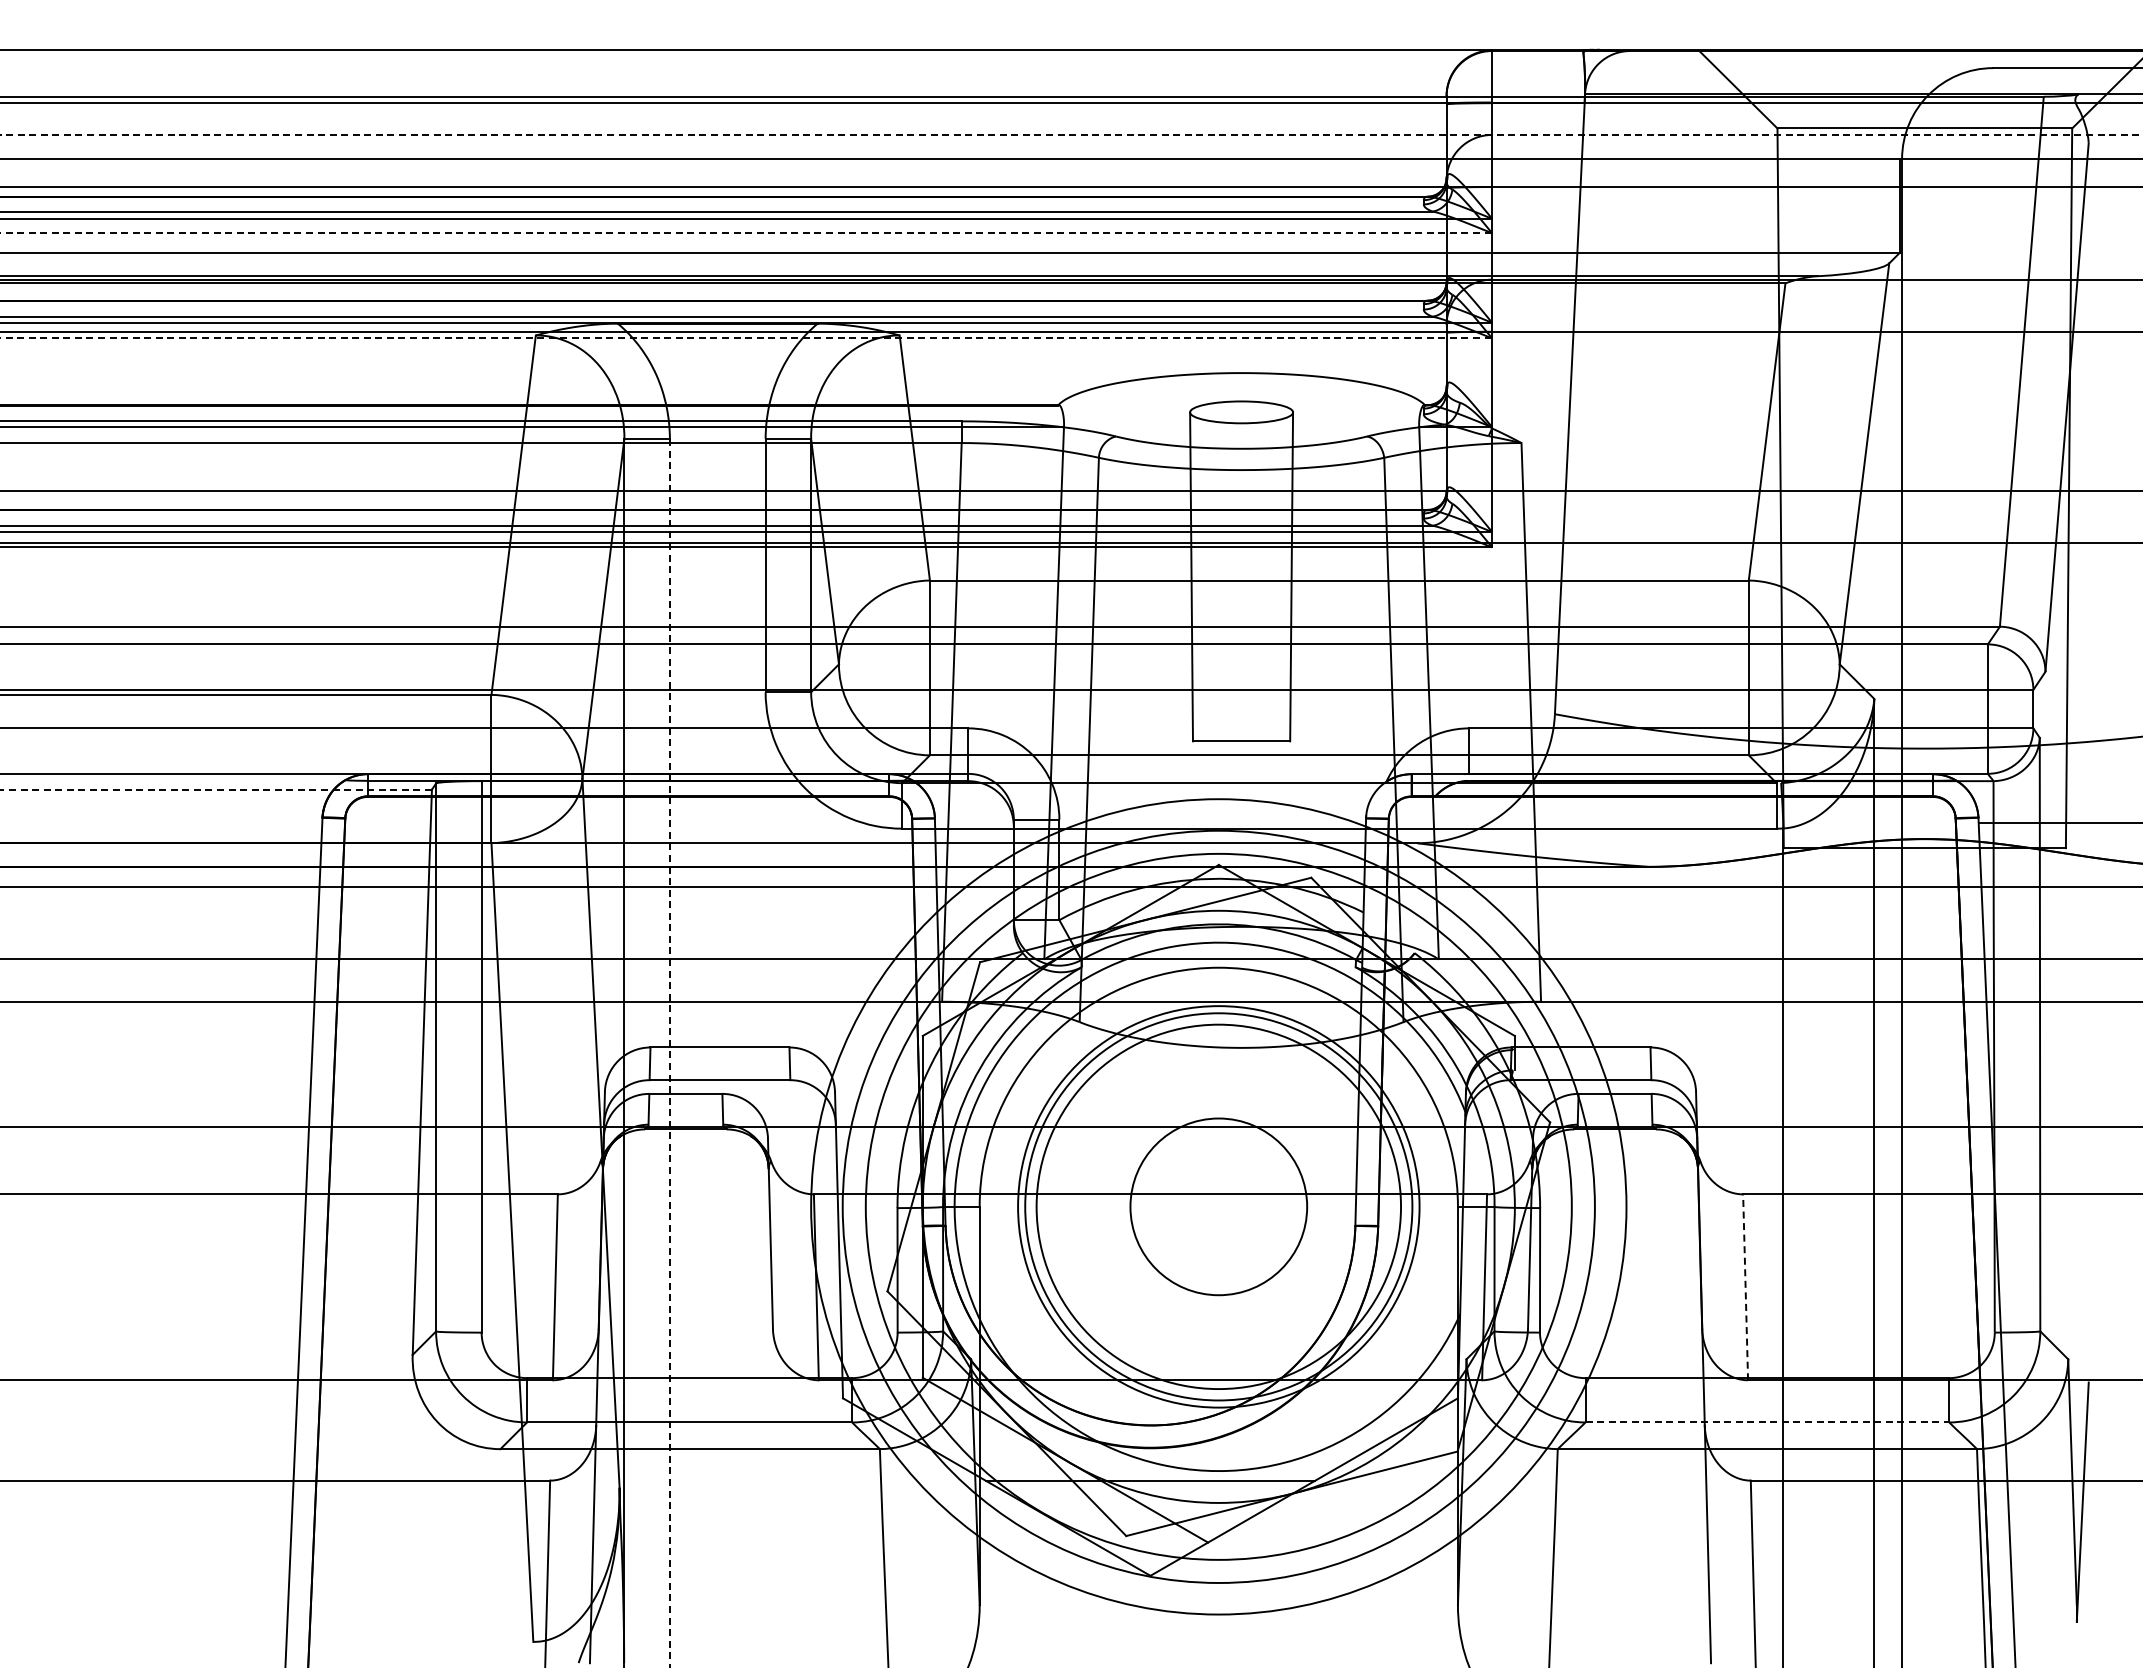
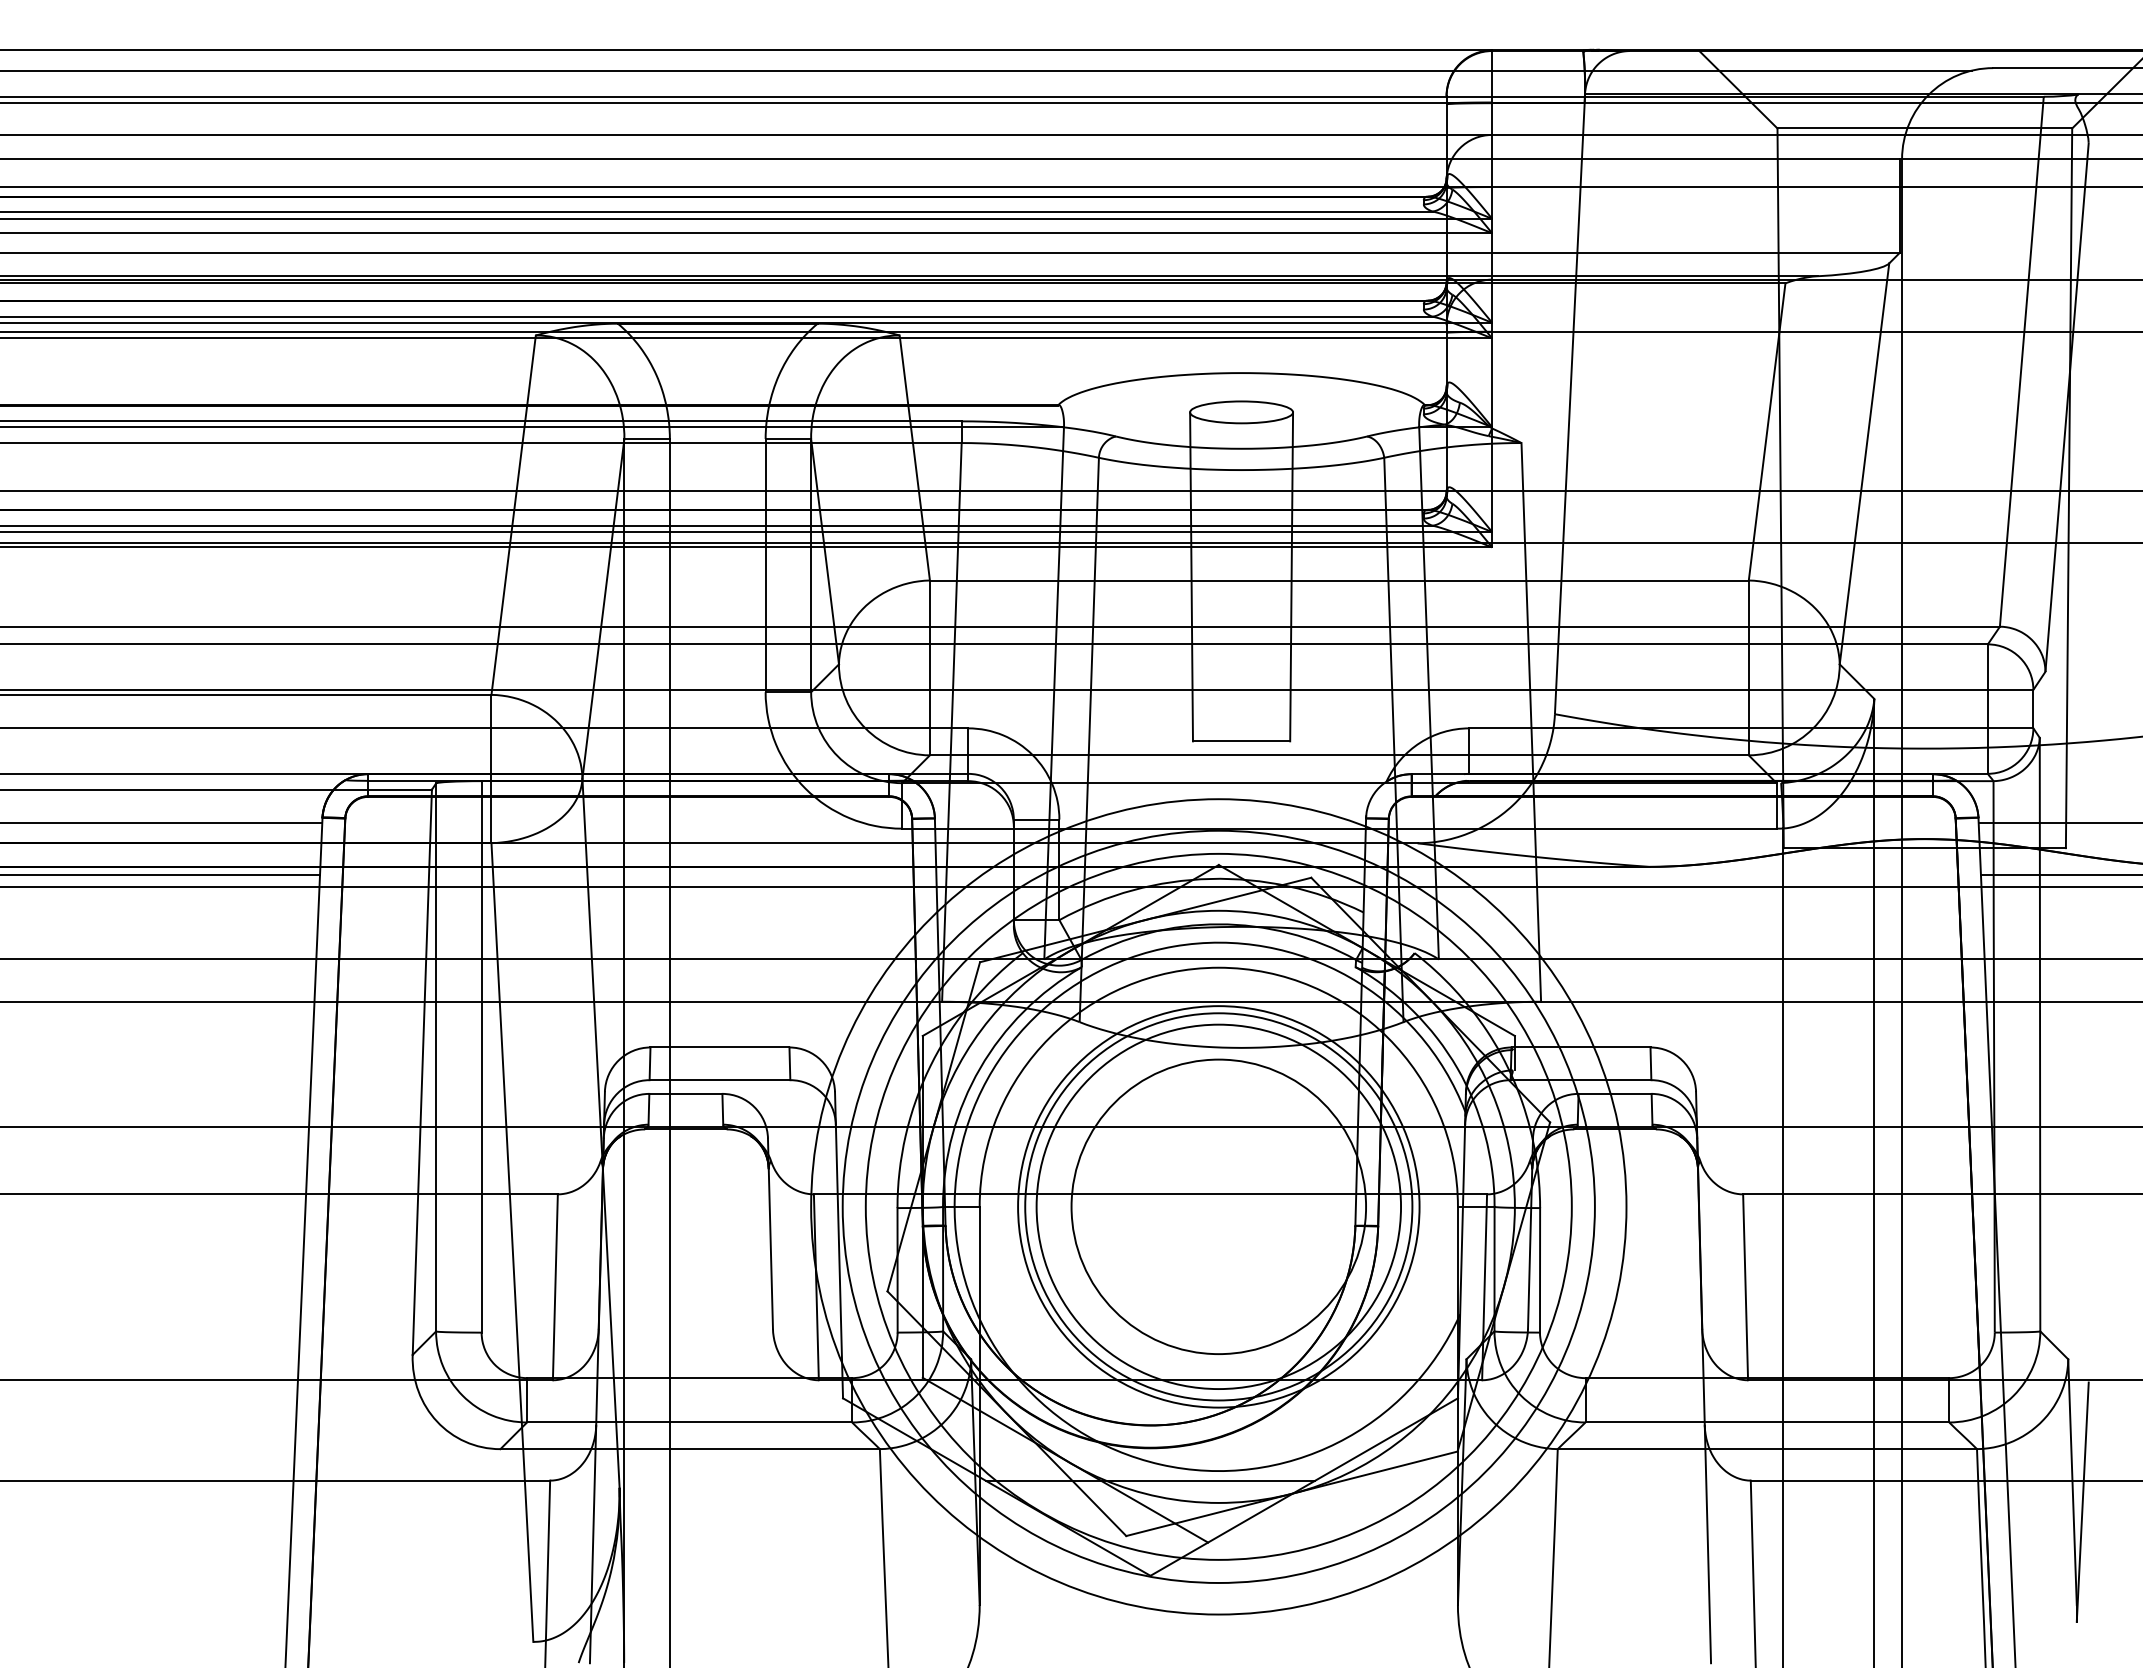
line: none -> present (987, 70)
line: dashed -> solid (1071, 134)
line: dashed -> solid (746, 233)
line: dashed -> solid (746, 338)
line: dashed -> solid (216, 789)
line: none -> present (162, 823)
line: none -> present (161, 875)
line: none -> present (2059, 875)
line: dashed -> solid (669, 1053)
circle diameter: 177 px -> 295 px (1218, 1206)
line: dashed -> solid (1745, 1287)
line: dashed -> solid (1767, 1422)
